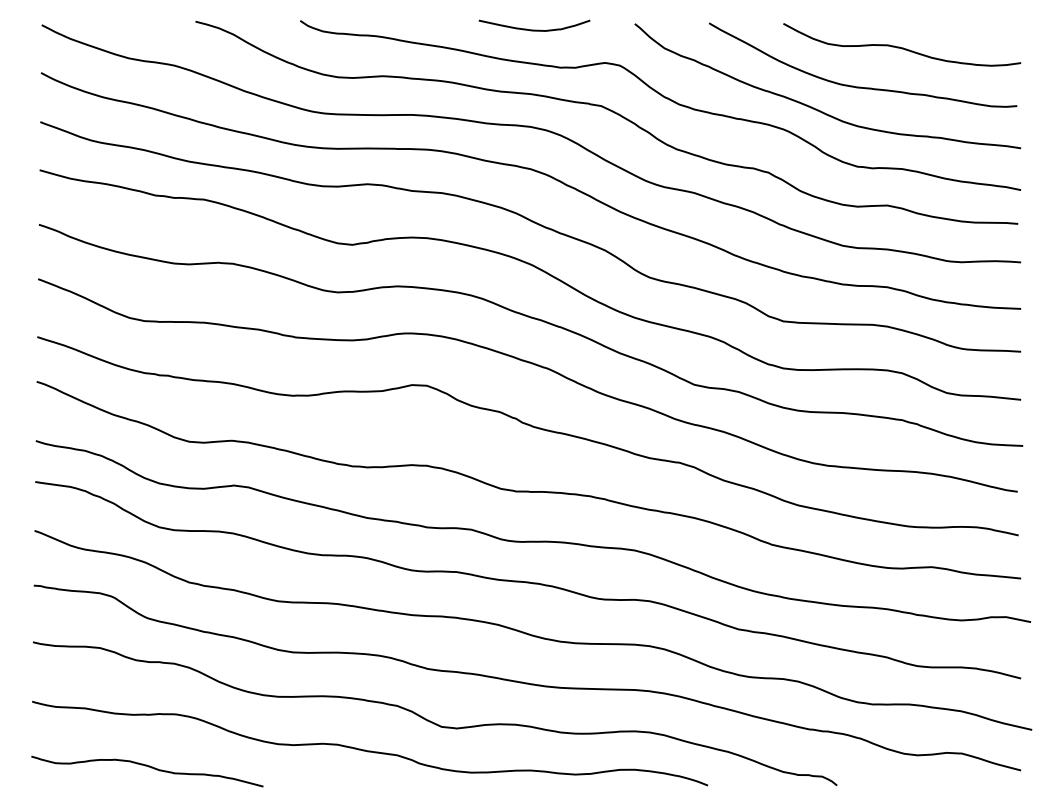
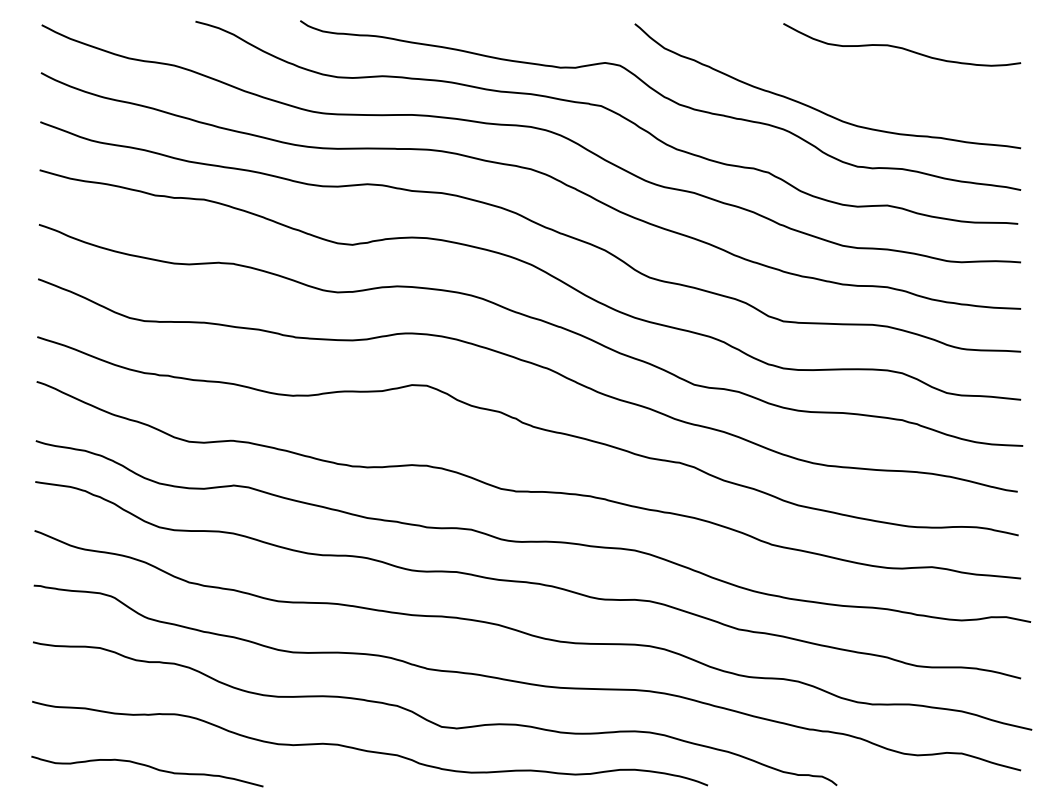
curve: present -> none (534, 29)
curve: present -> none (861, 86)
